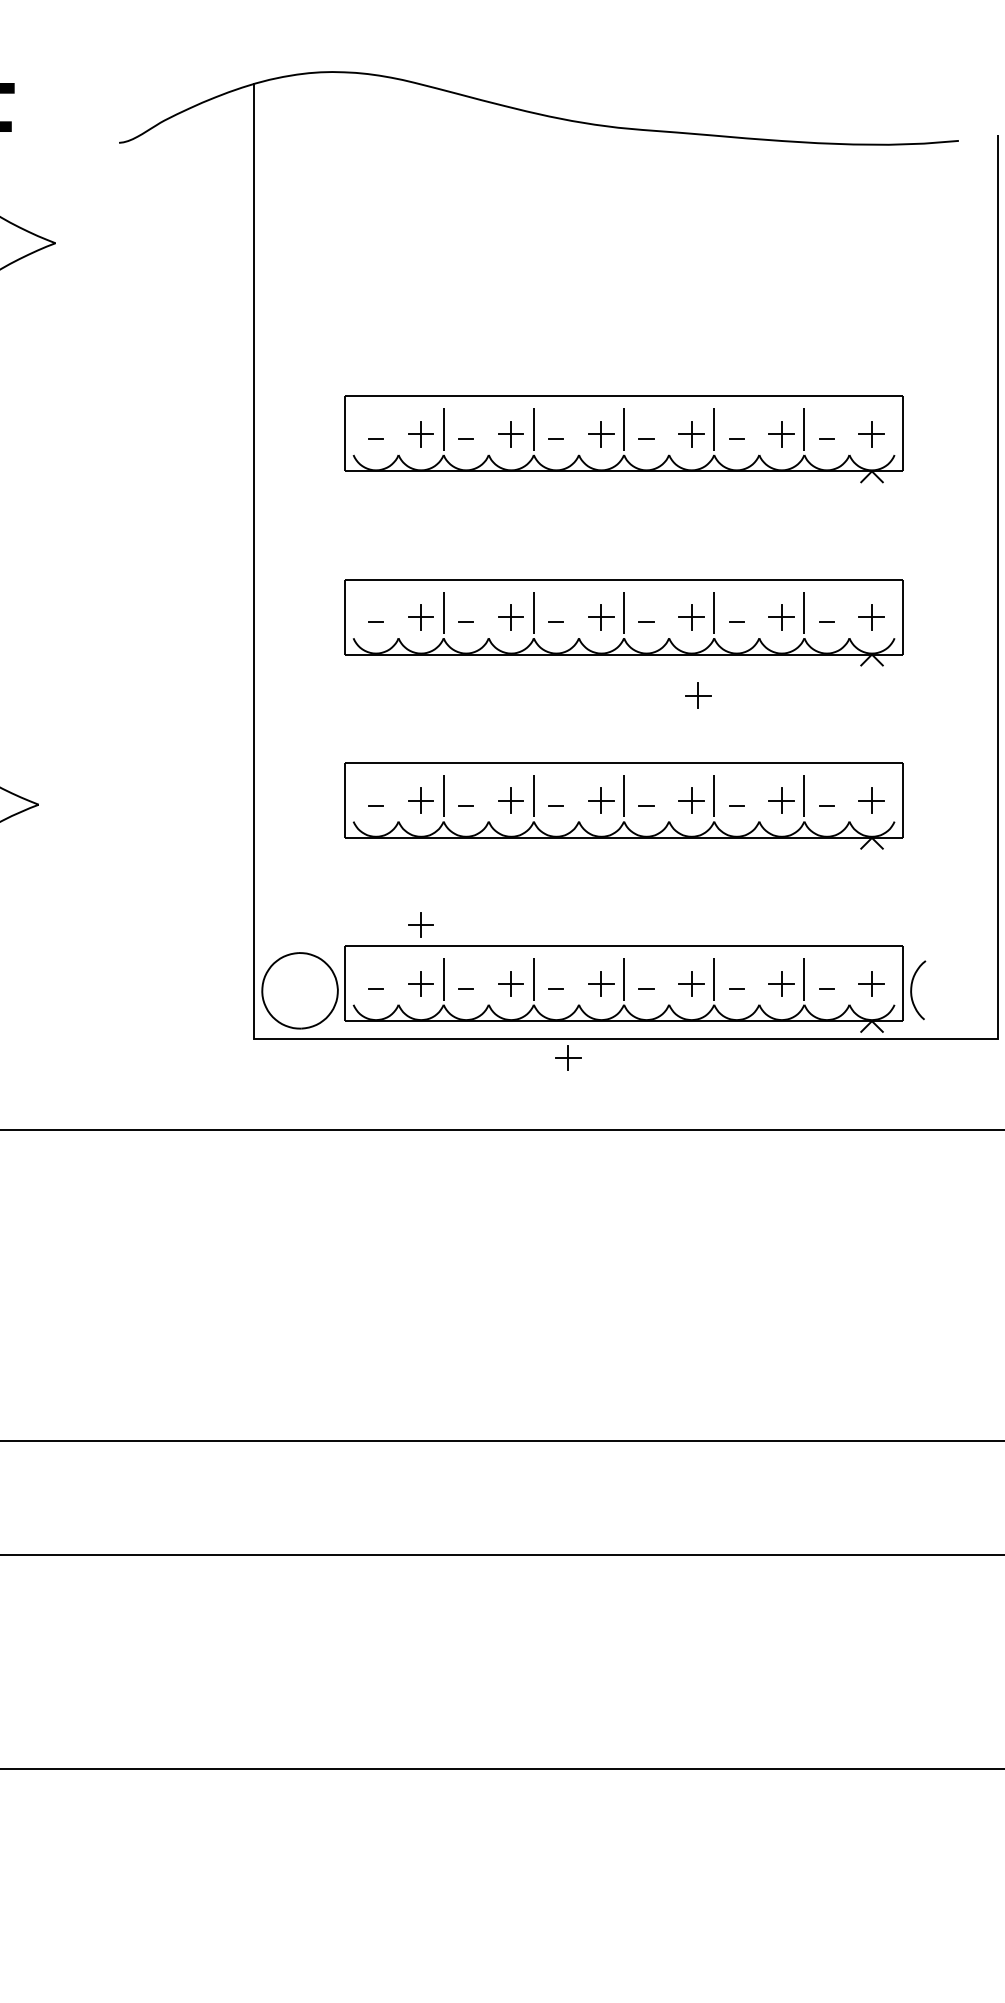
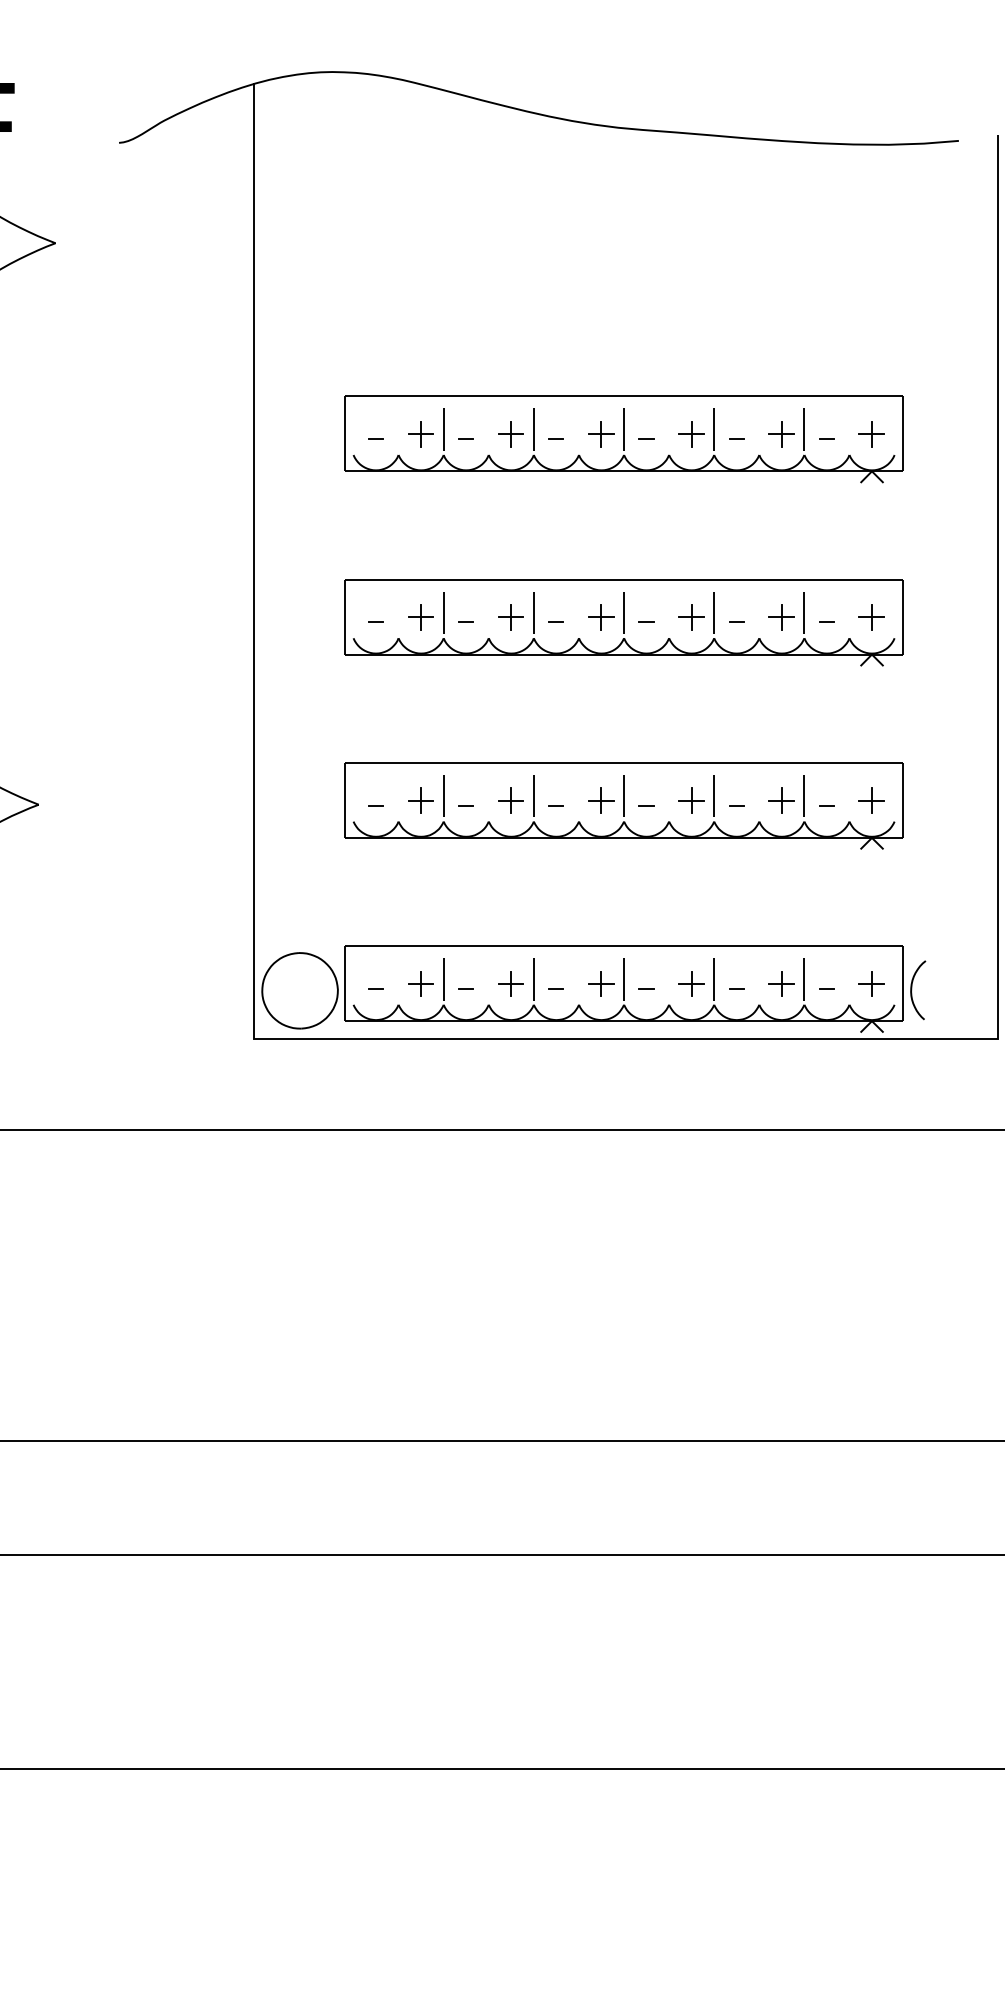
part: present -> none (698, 695)
part: present -> none (420, 924)
part: present -> none (568, 1057)
